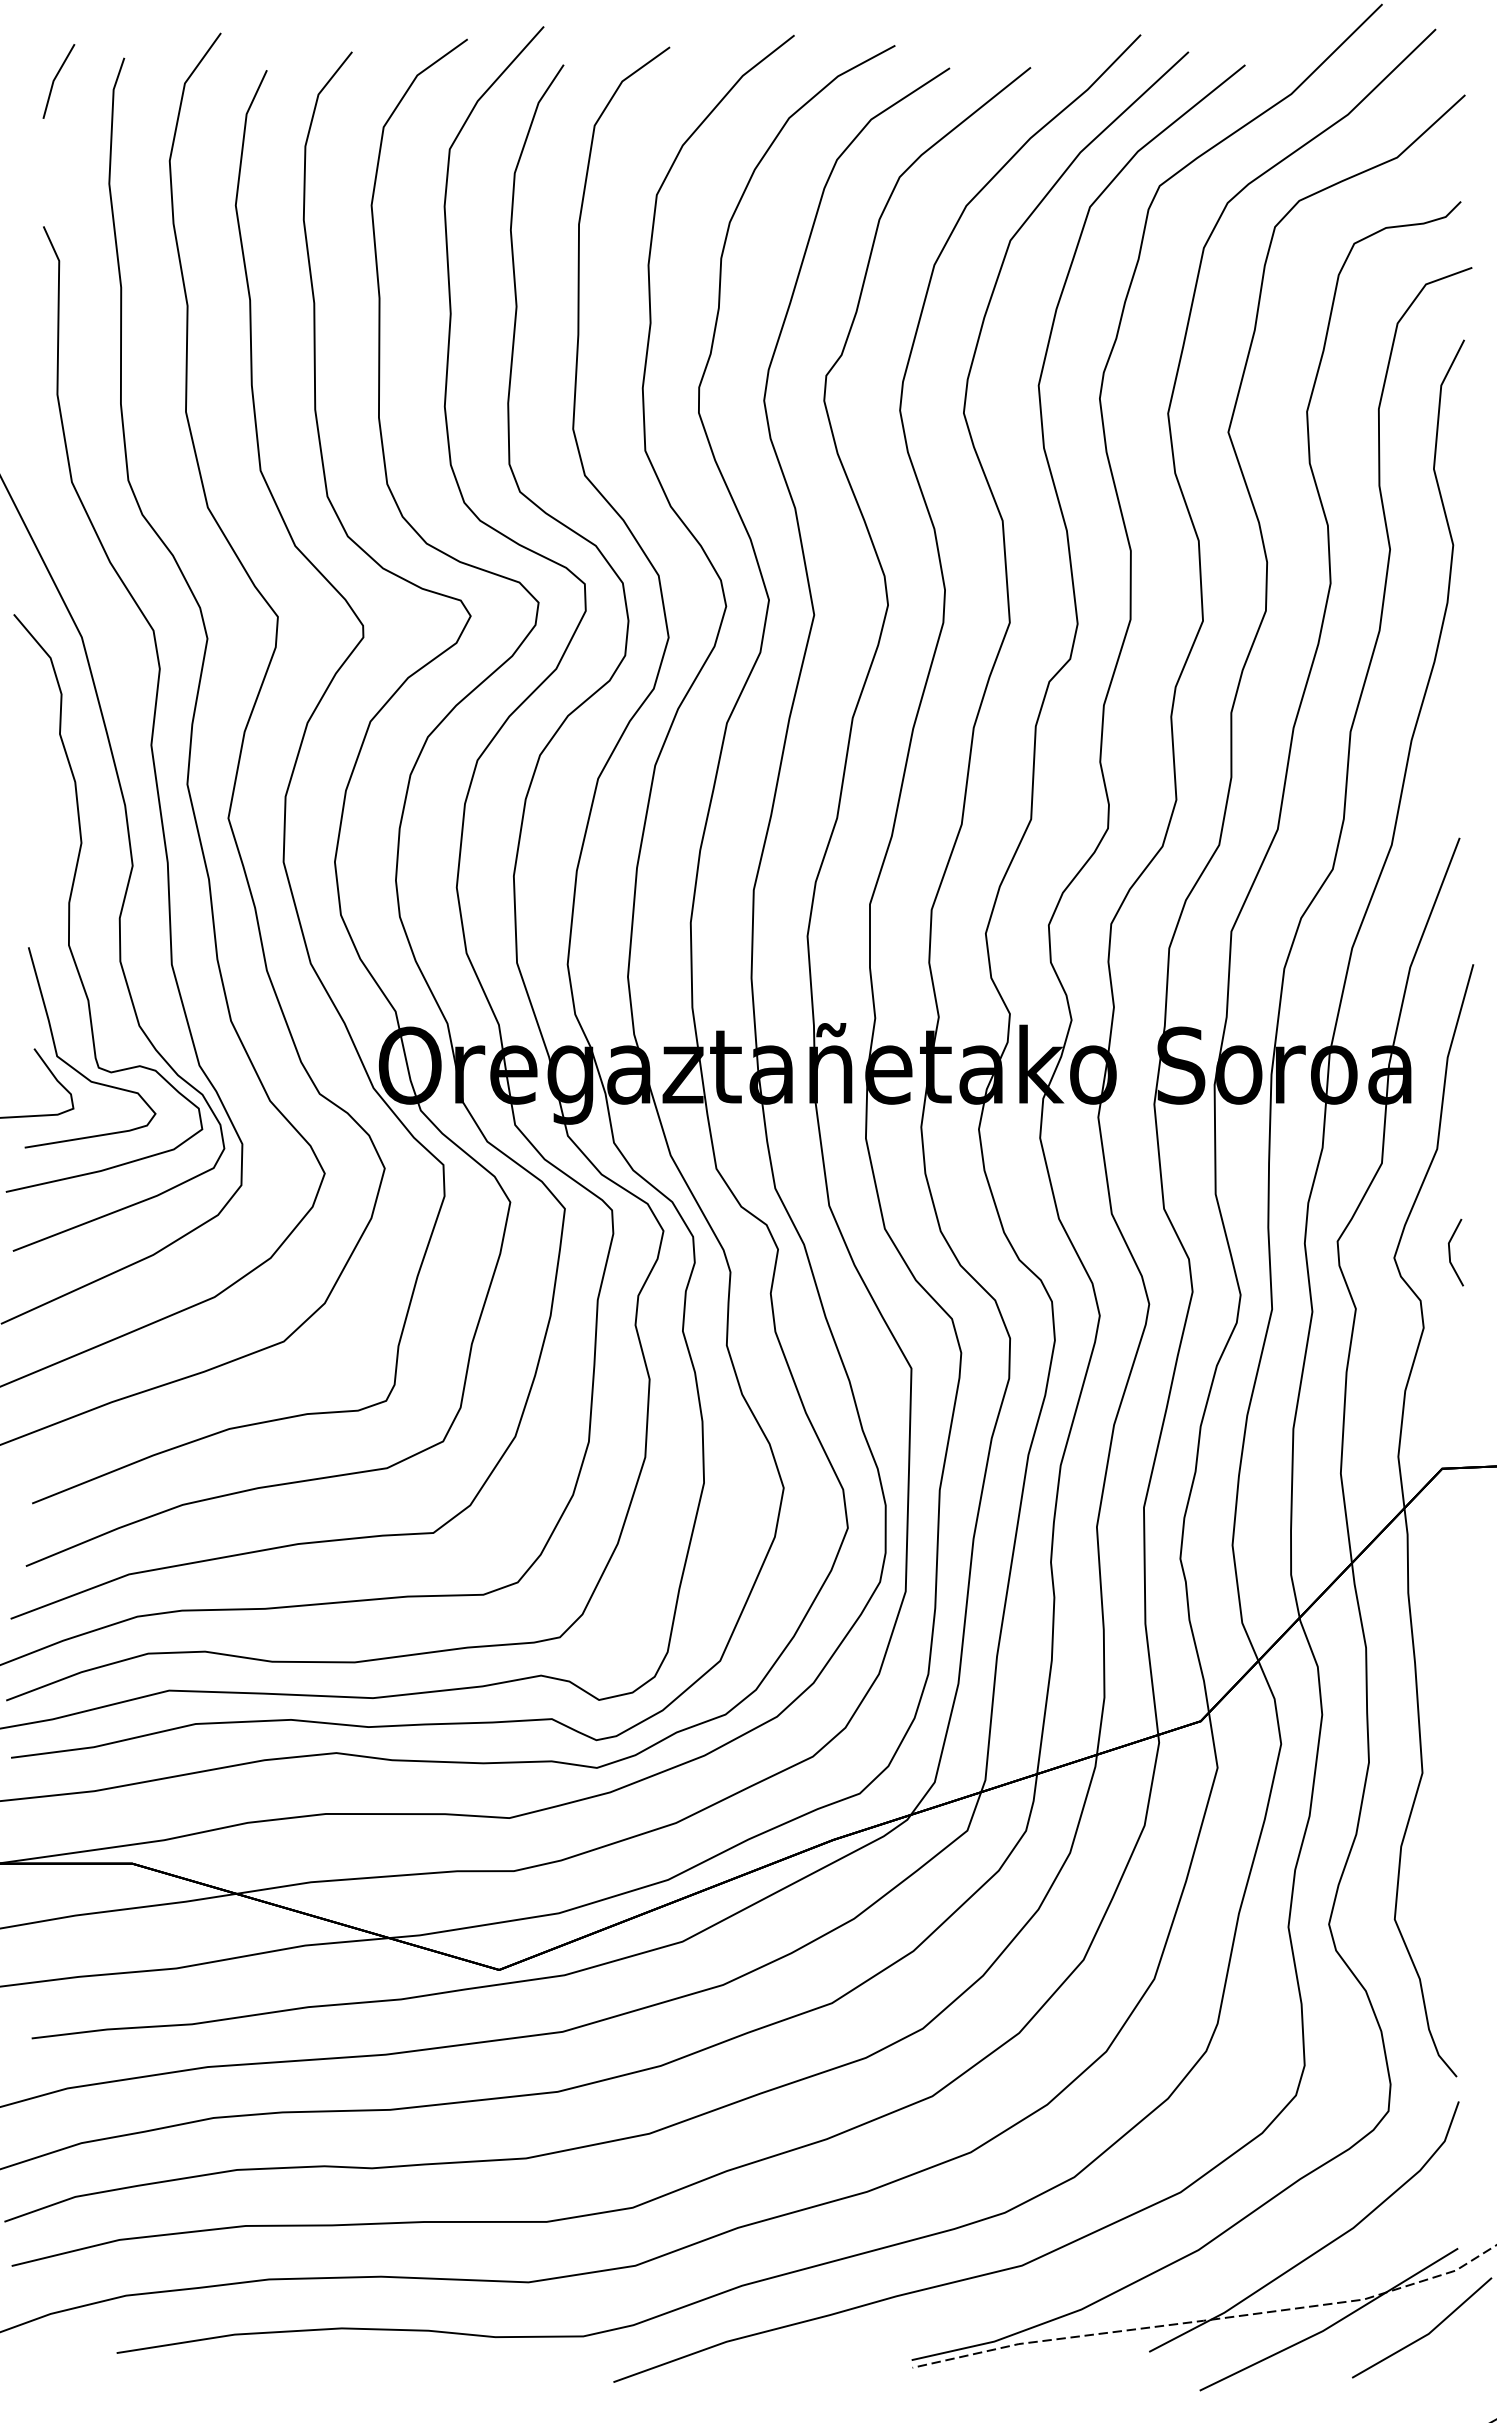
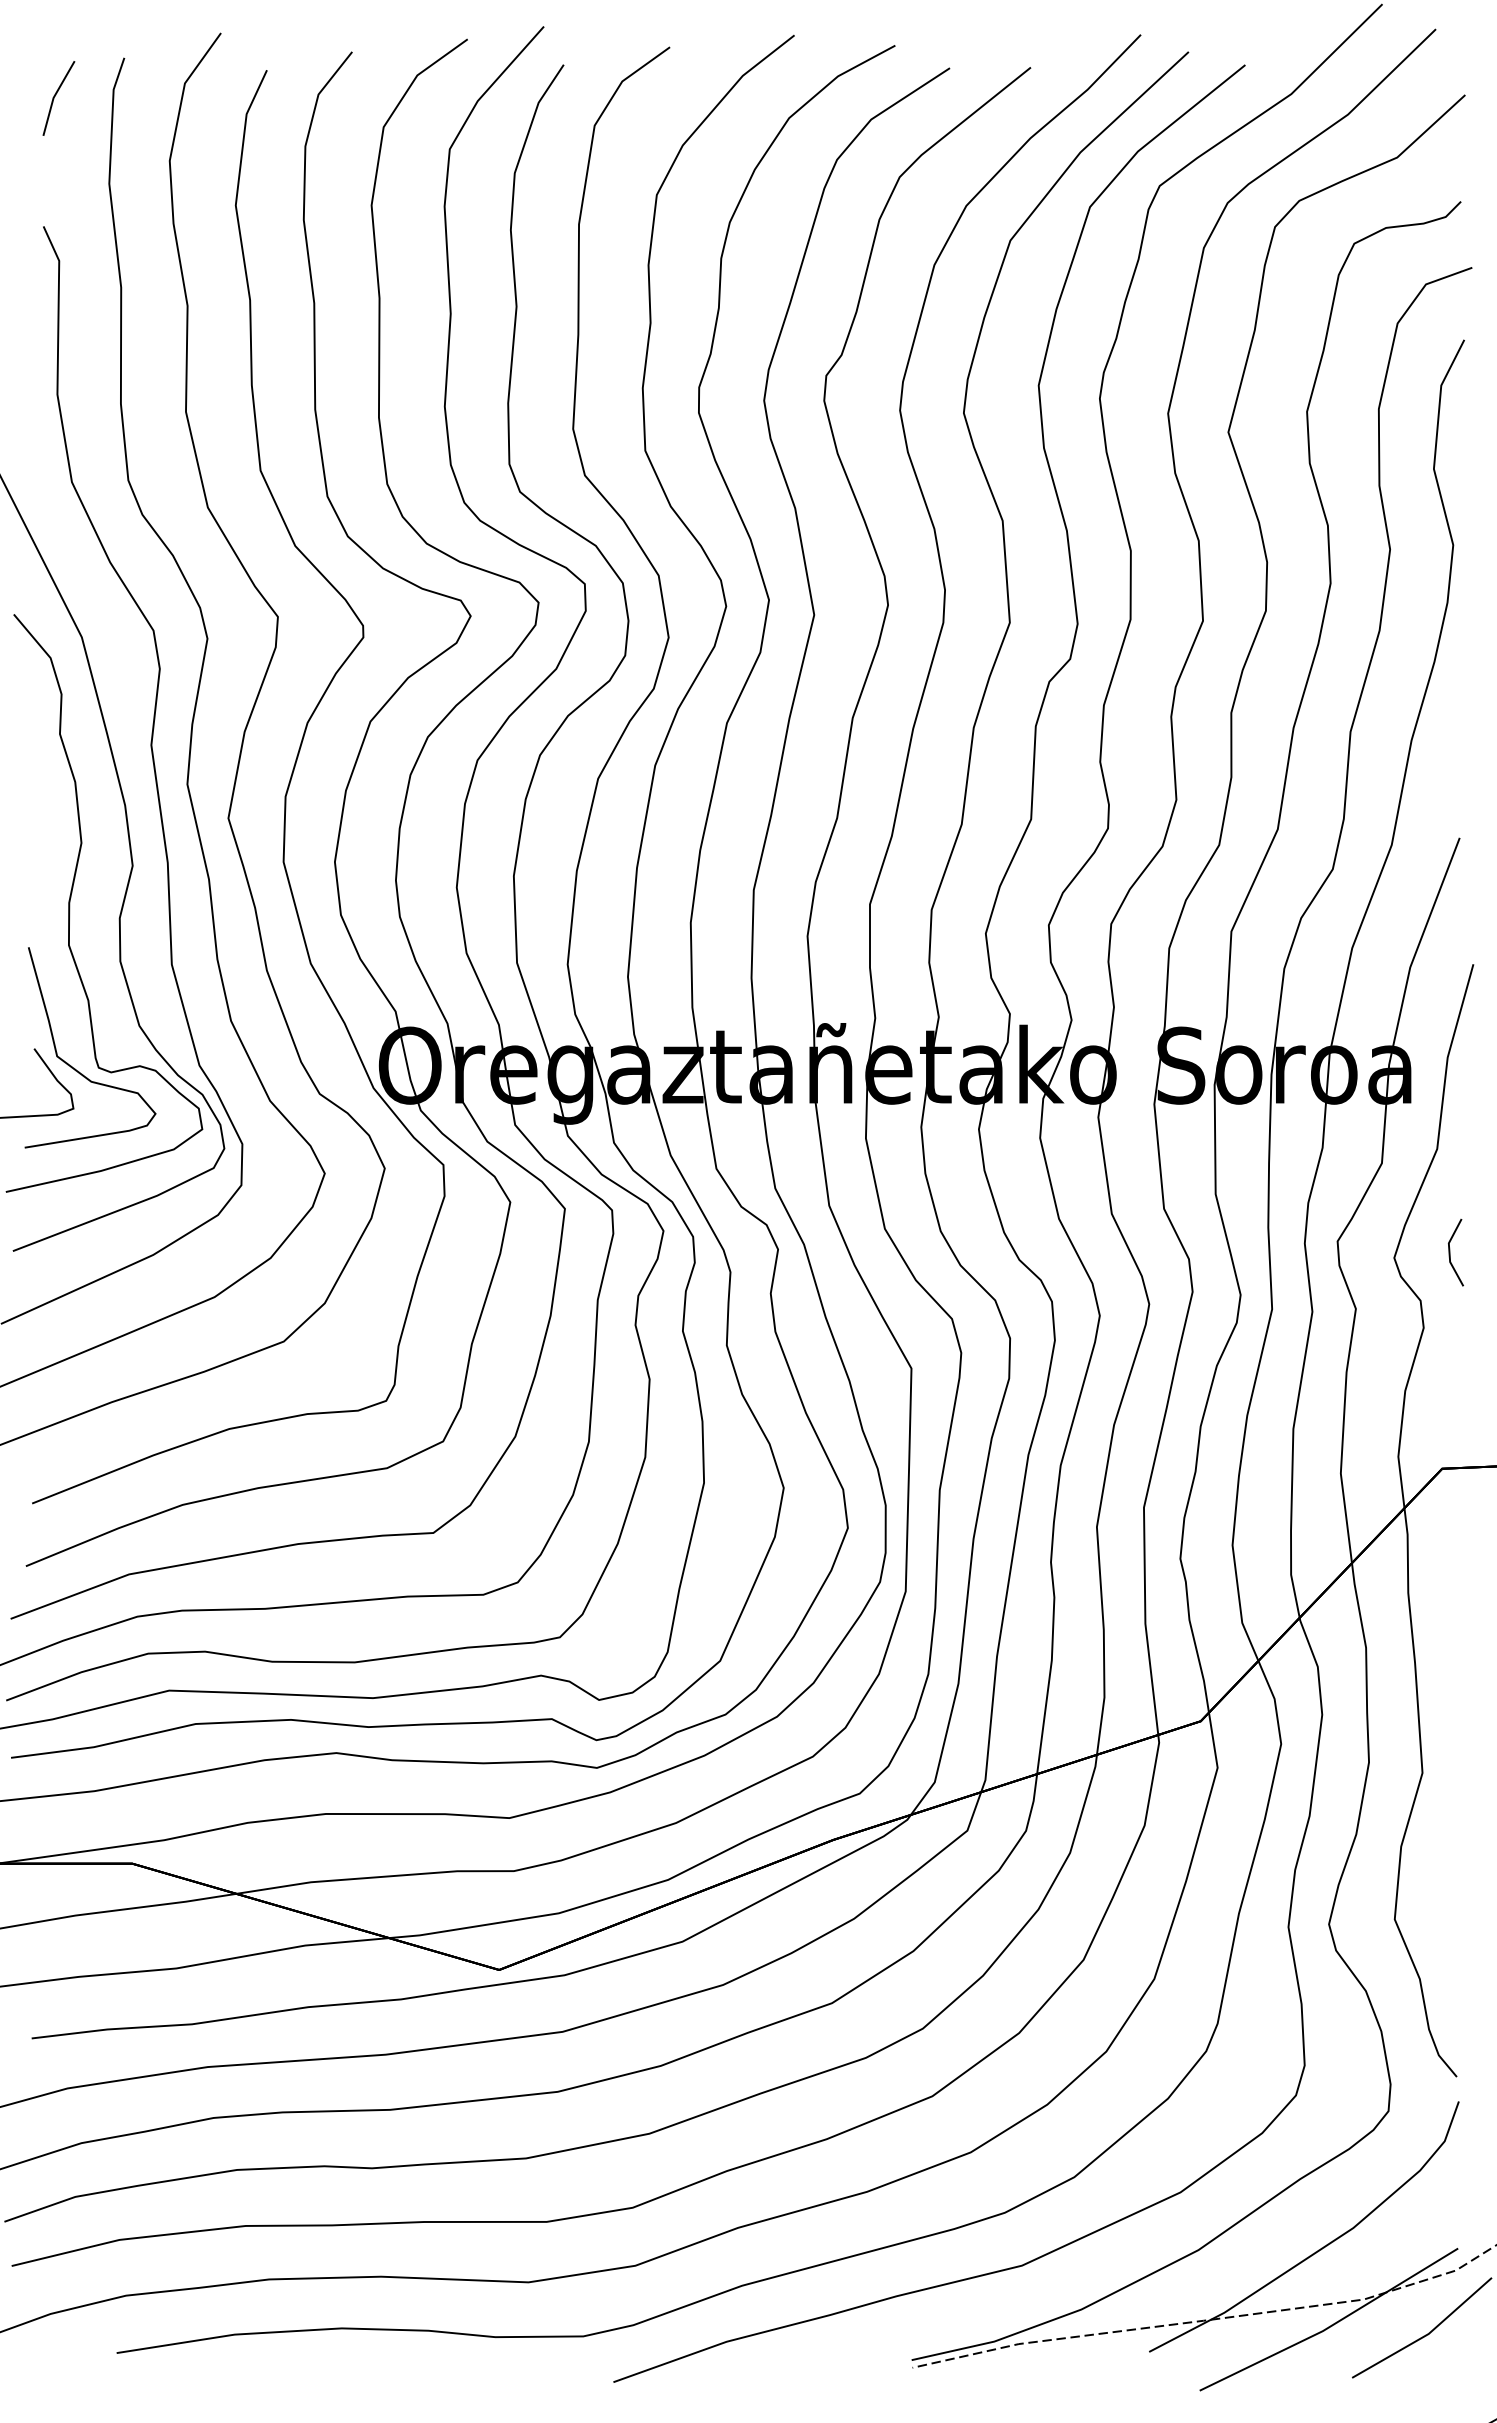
line position: (56, 78) -> (56, 95) (56, 95)
